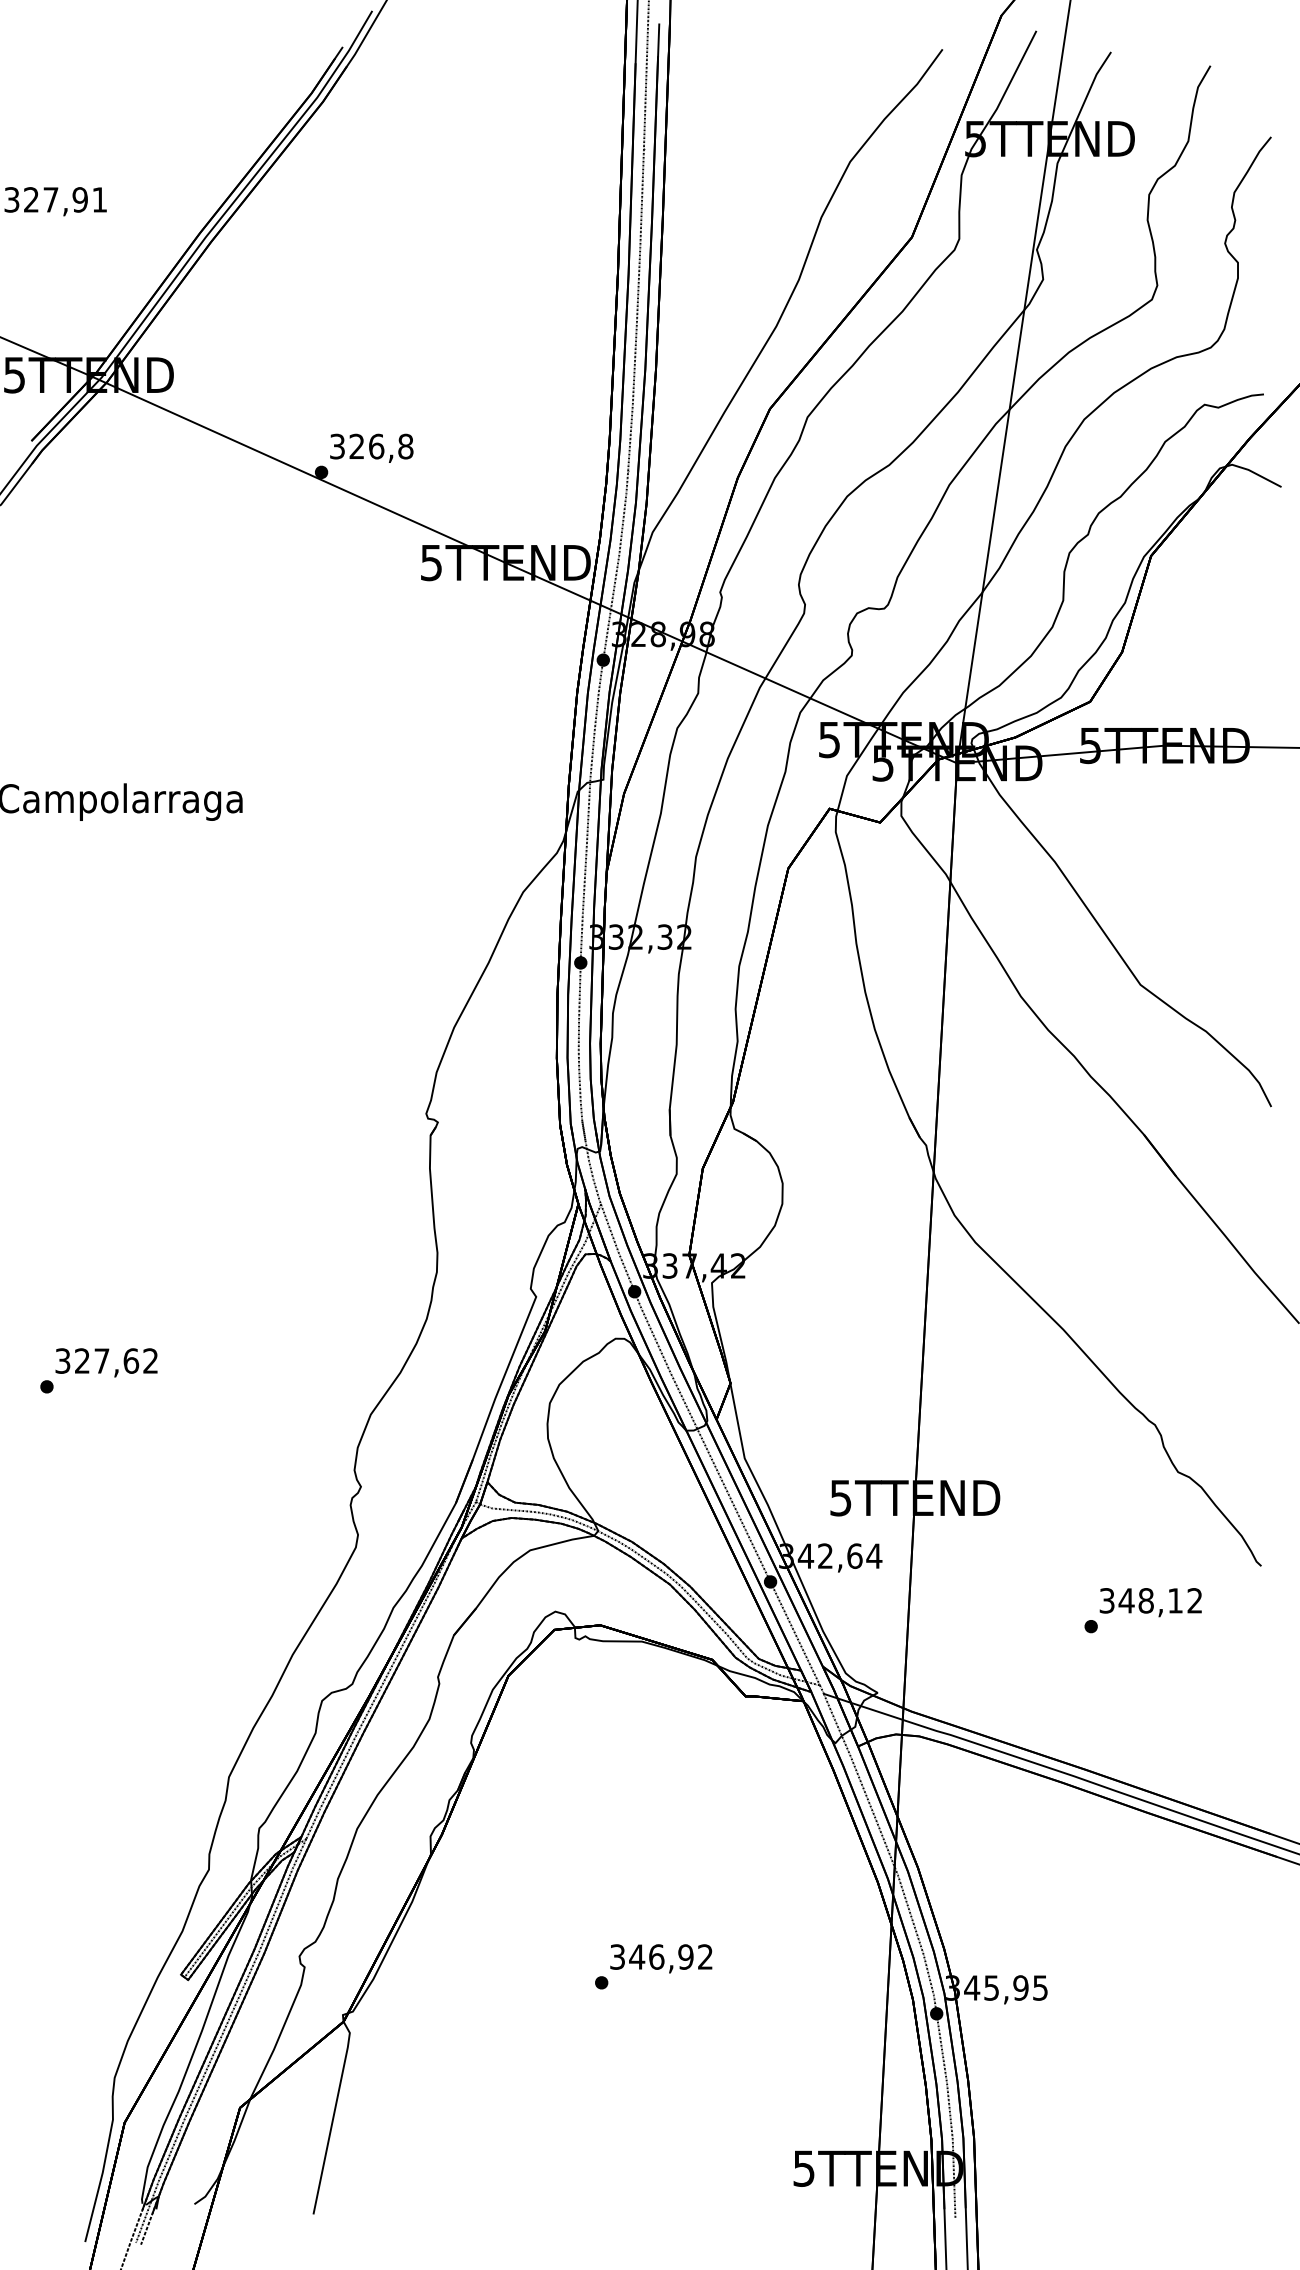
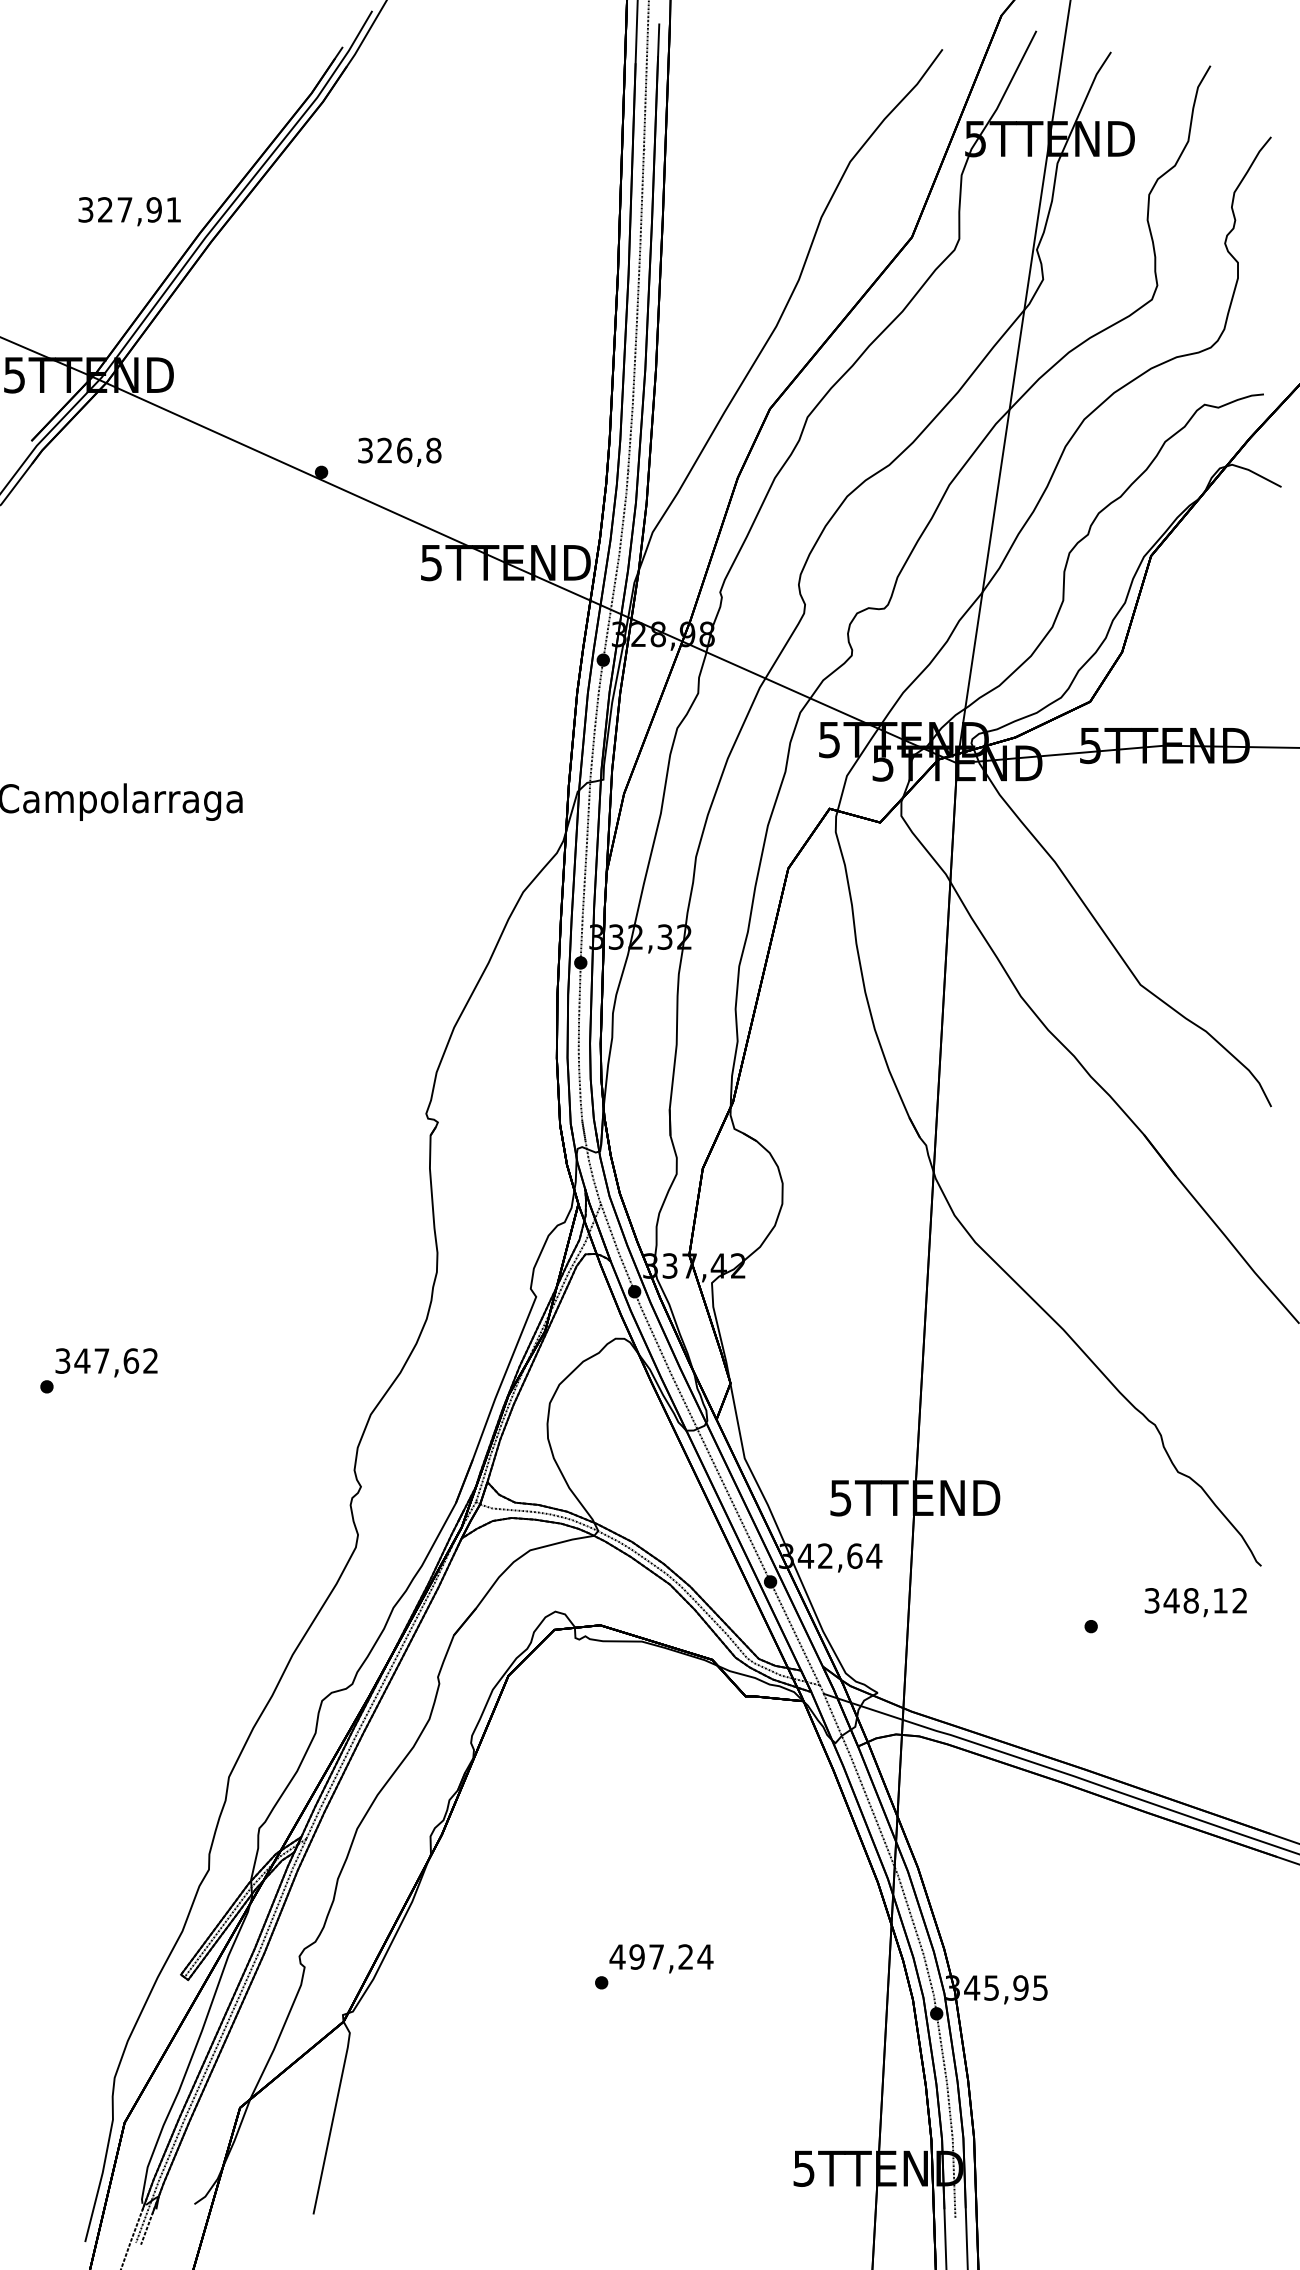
text position: (55, 201) -> (129, 211) (129, 211)
text position: (371, 447) -> (399, 451) (399, 451)
text: 327,62 -> 347,62 (82, 1360)
text position: (1150, 1602) -> (1195, 1602) (1195, 1602)
text: 346,92 -> 497,24 (661, 1956)
